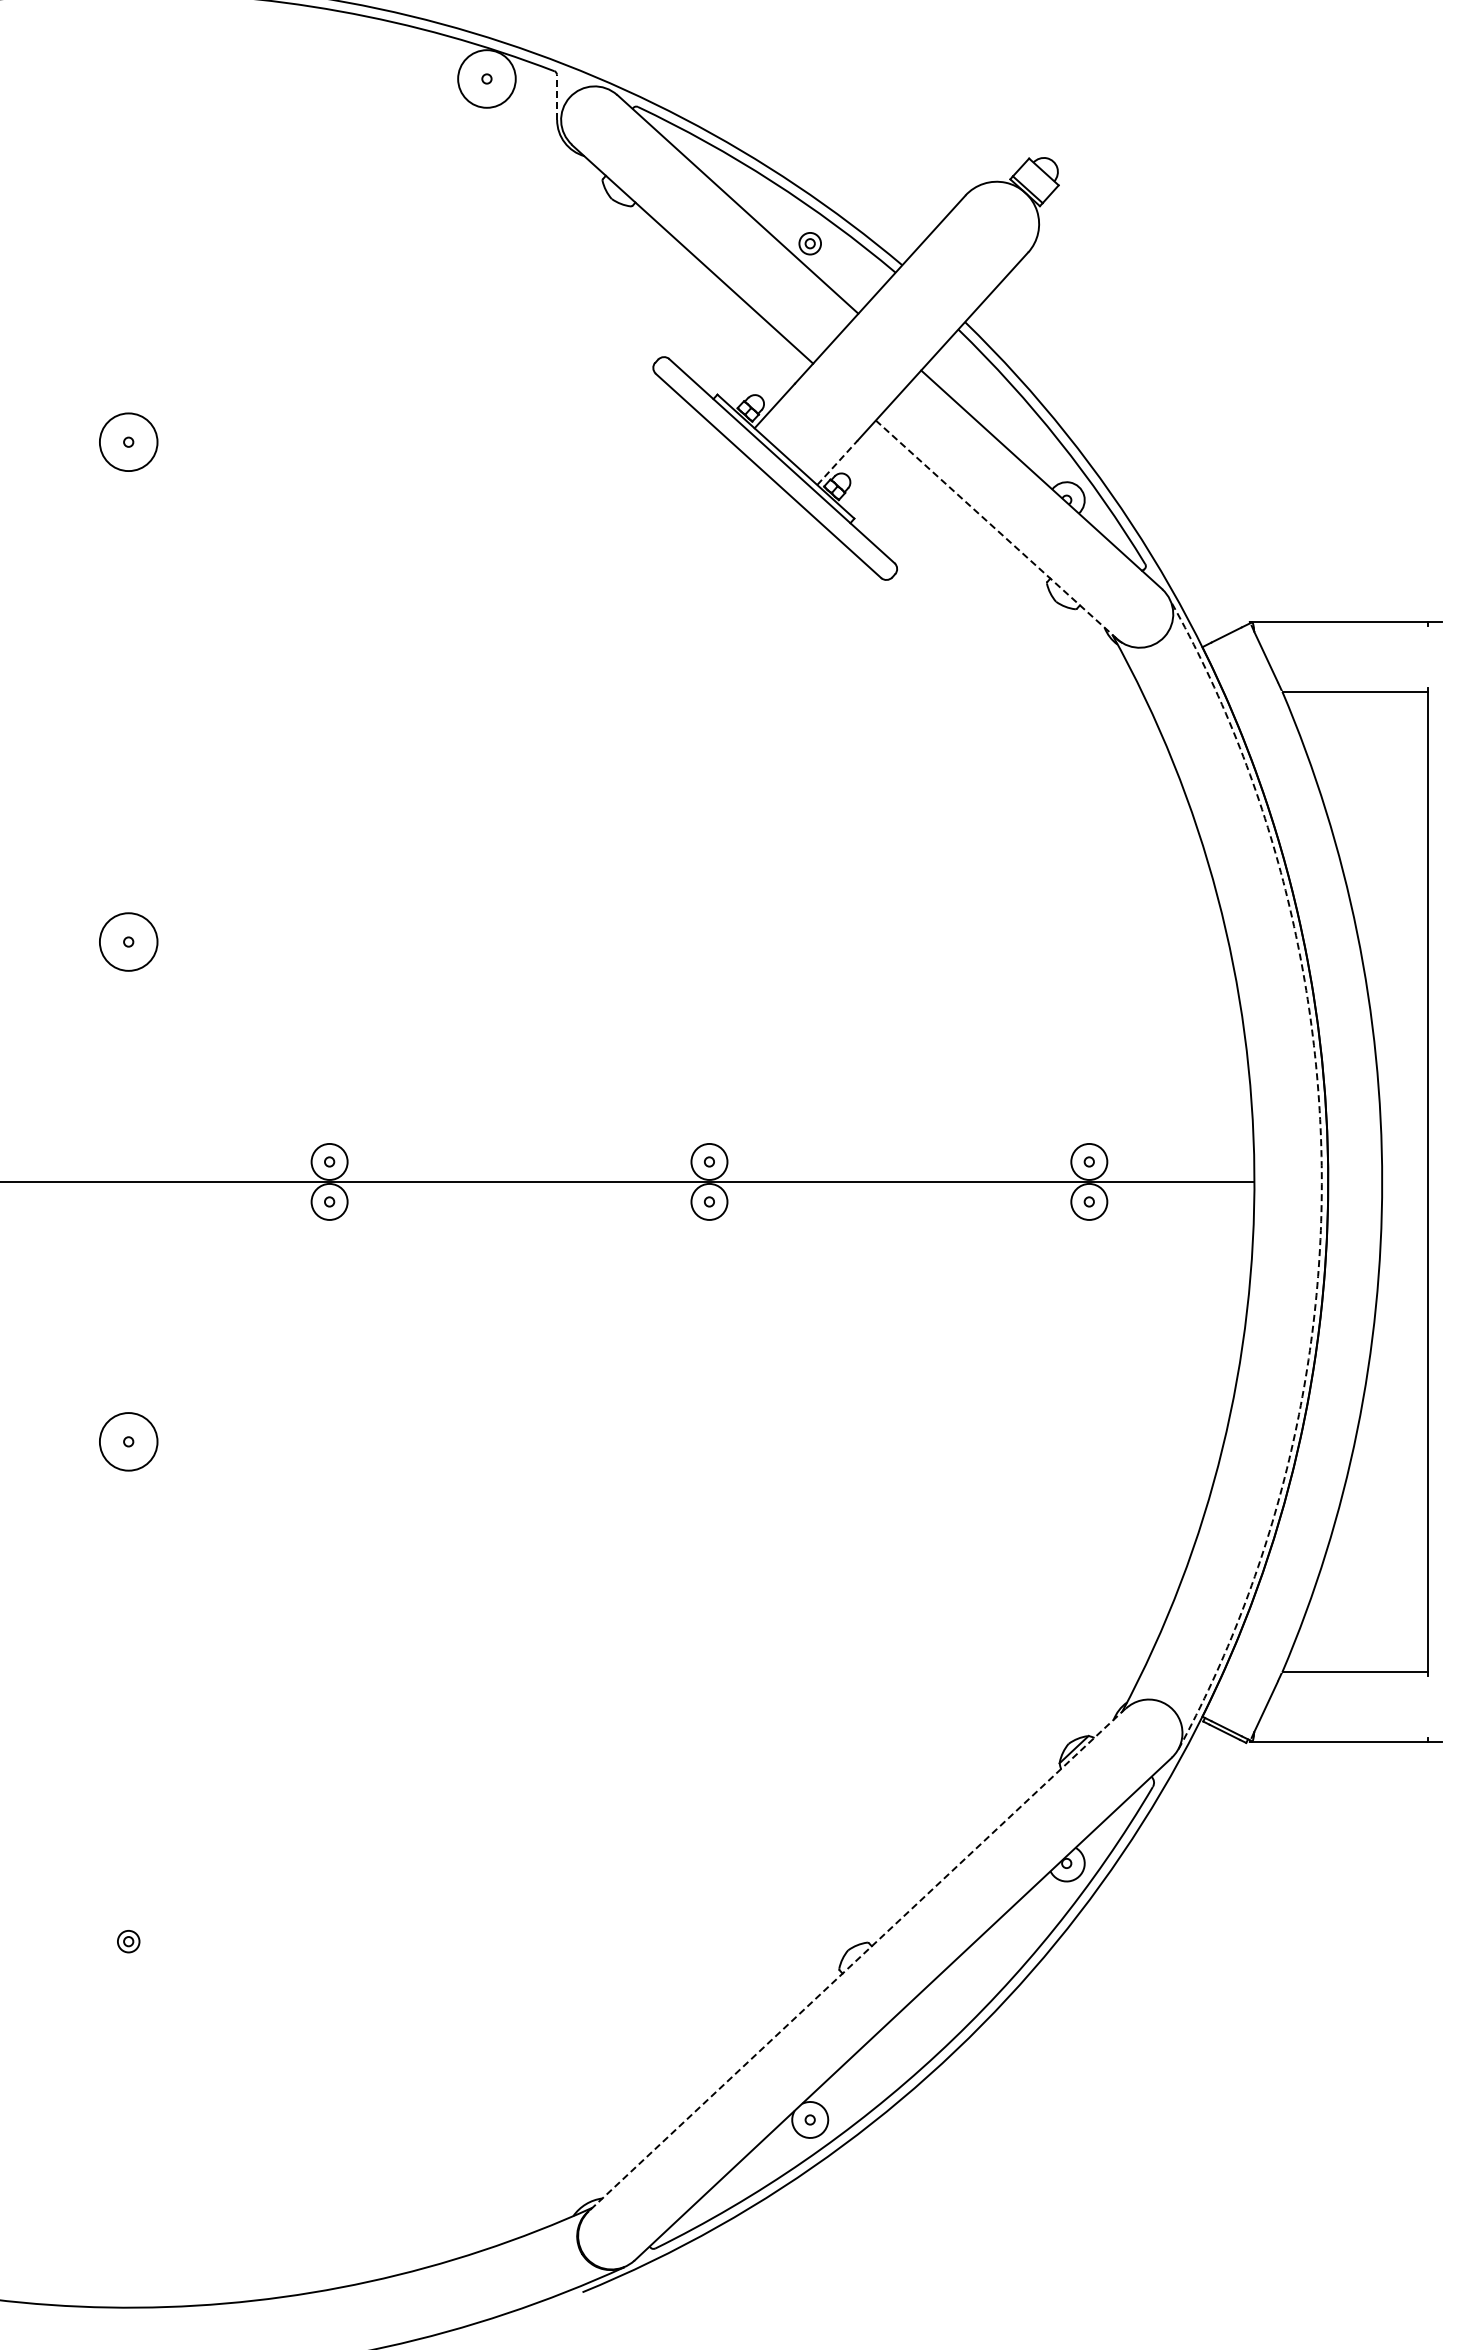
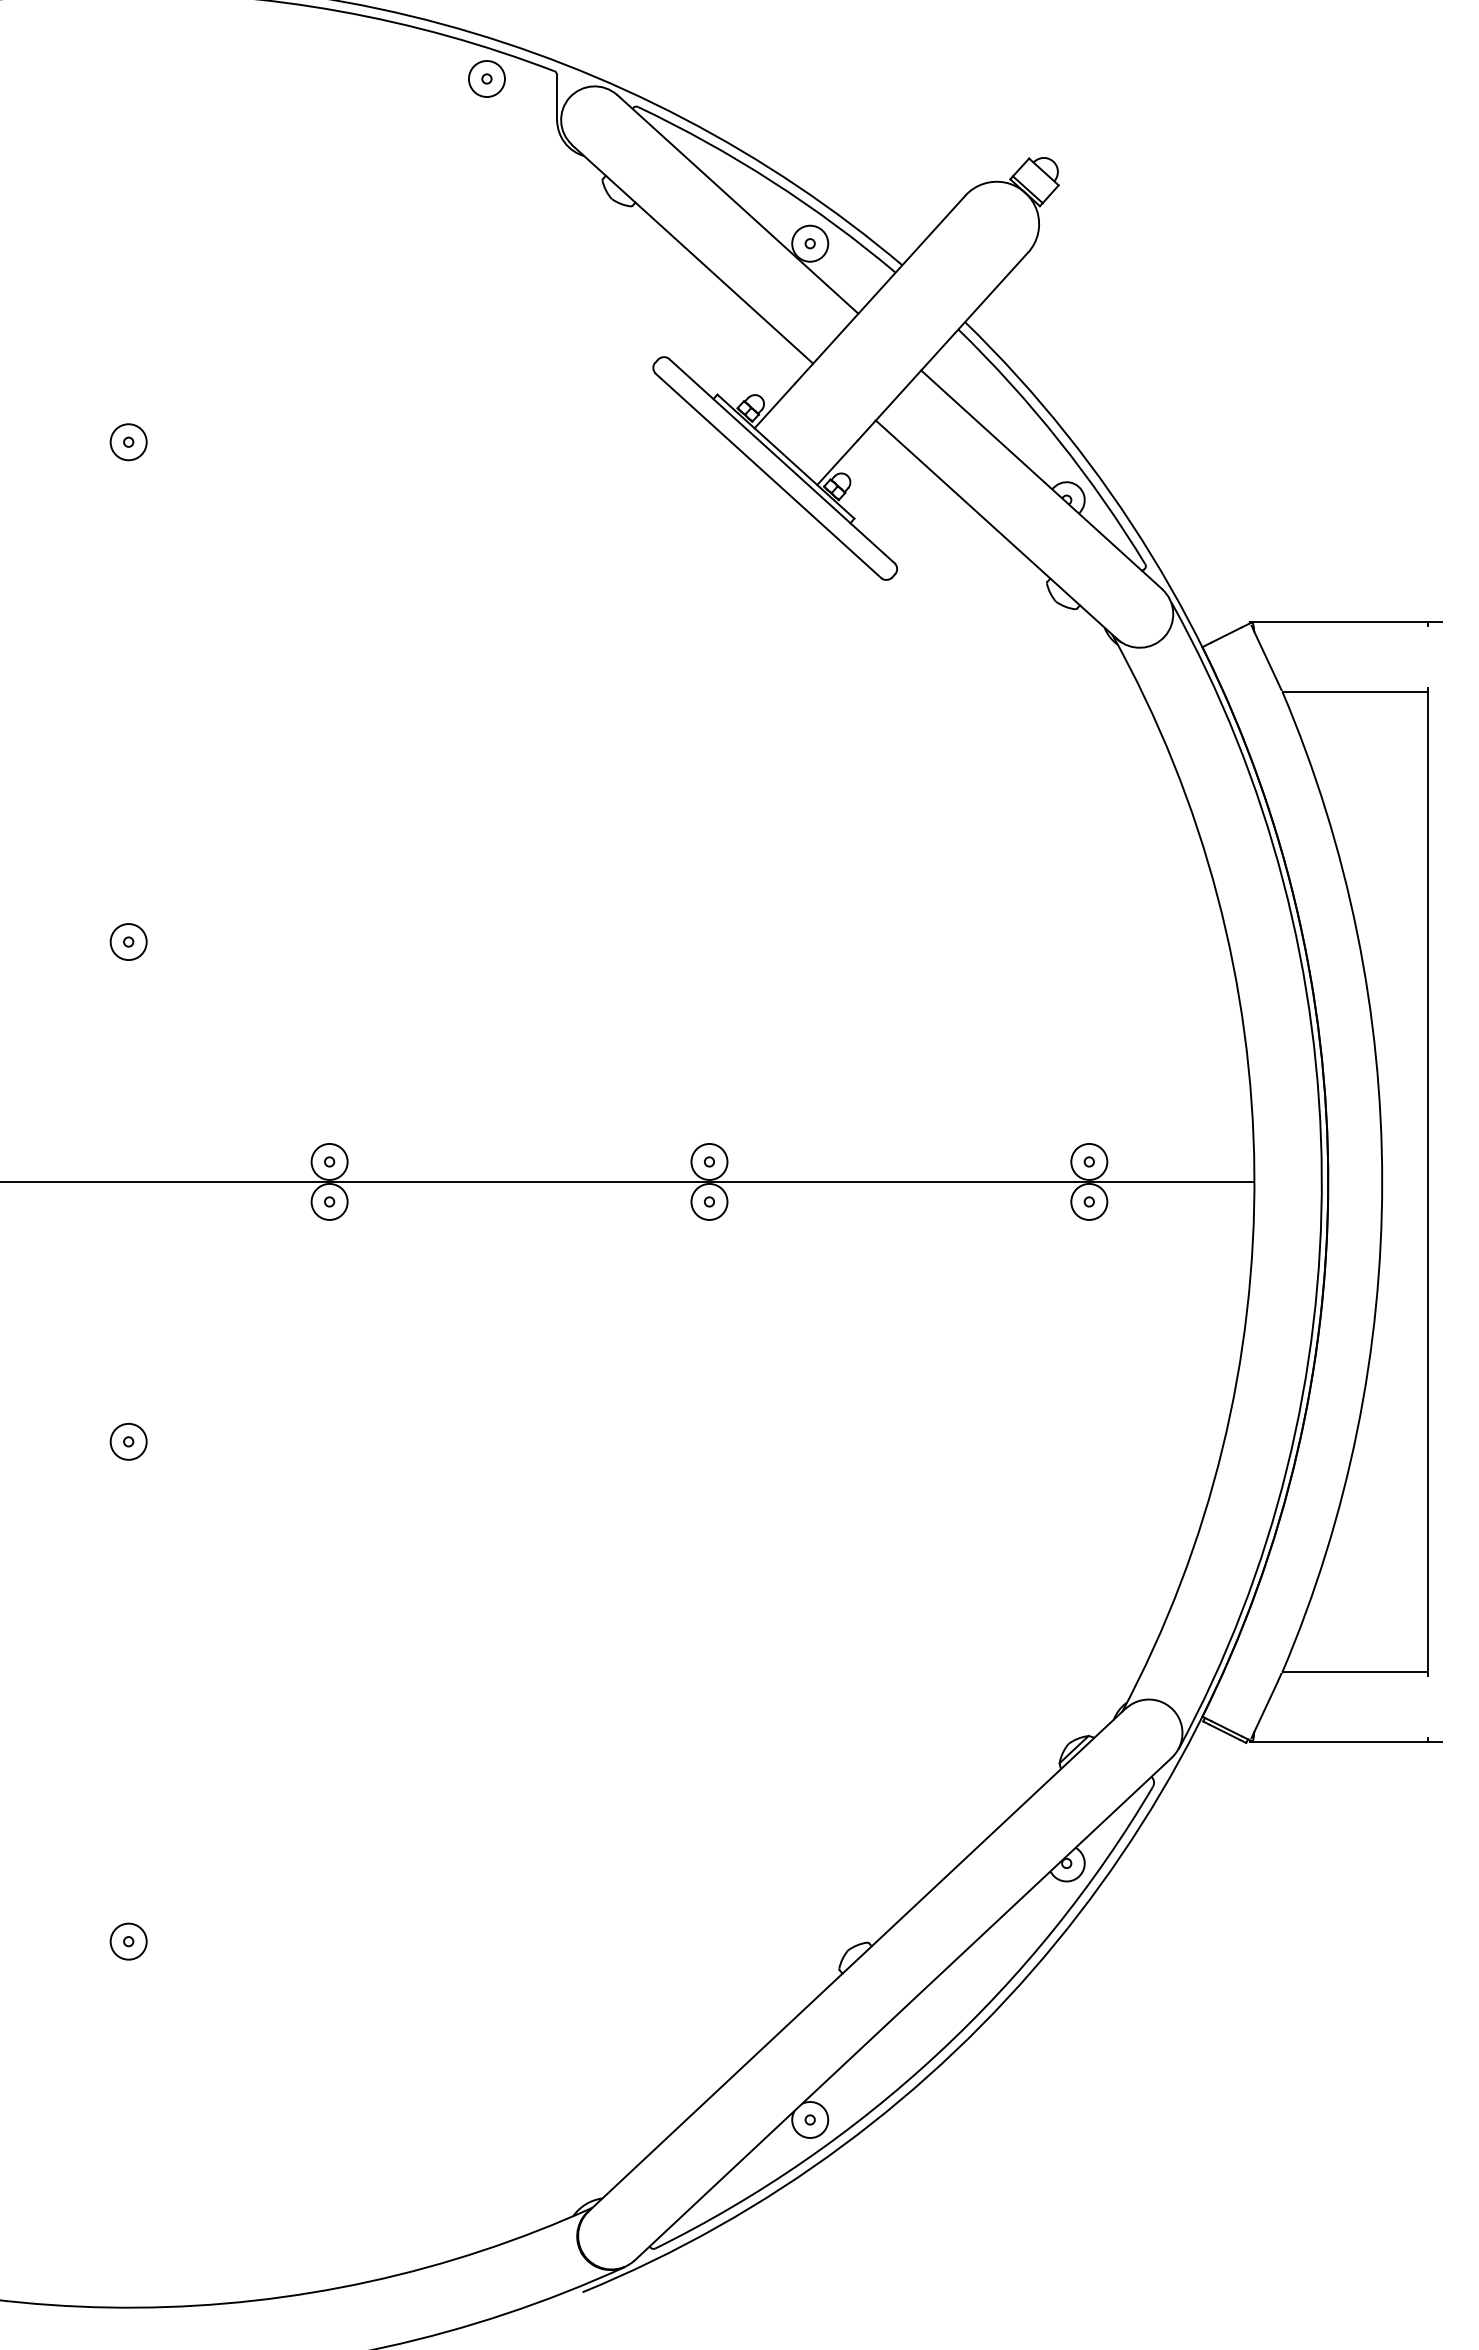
circle diameter: 58 px -> 36 px (486, 79)
line: dashed -> solid (556, 97)
circle diameter: 22 px -> 36 px (810, 243)
circle diameter: 58 px -> 36 px (128, 442)
line: dashed -> solid (837, 462)
line: dashed -> solid (996, 529)
circle diameter: 58 px -> 36 px (128, 942)
arc: dashed -> solid (1321, 1174)
circle diameter: 58 px -> 36 px (128, 1441)
circle diameter: 22 px -> 36 px (128, 1941)
line: dashed -> solid (857, 1959)
